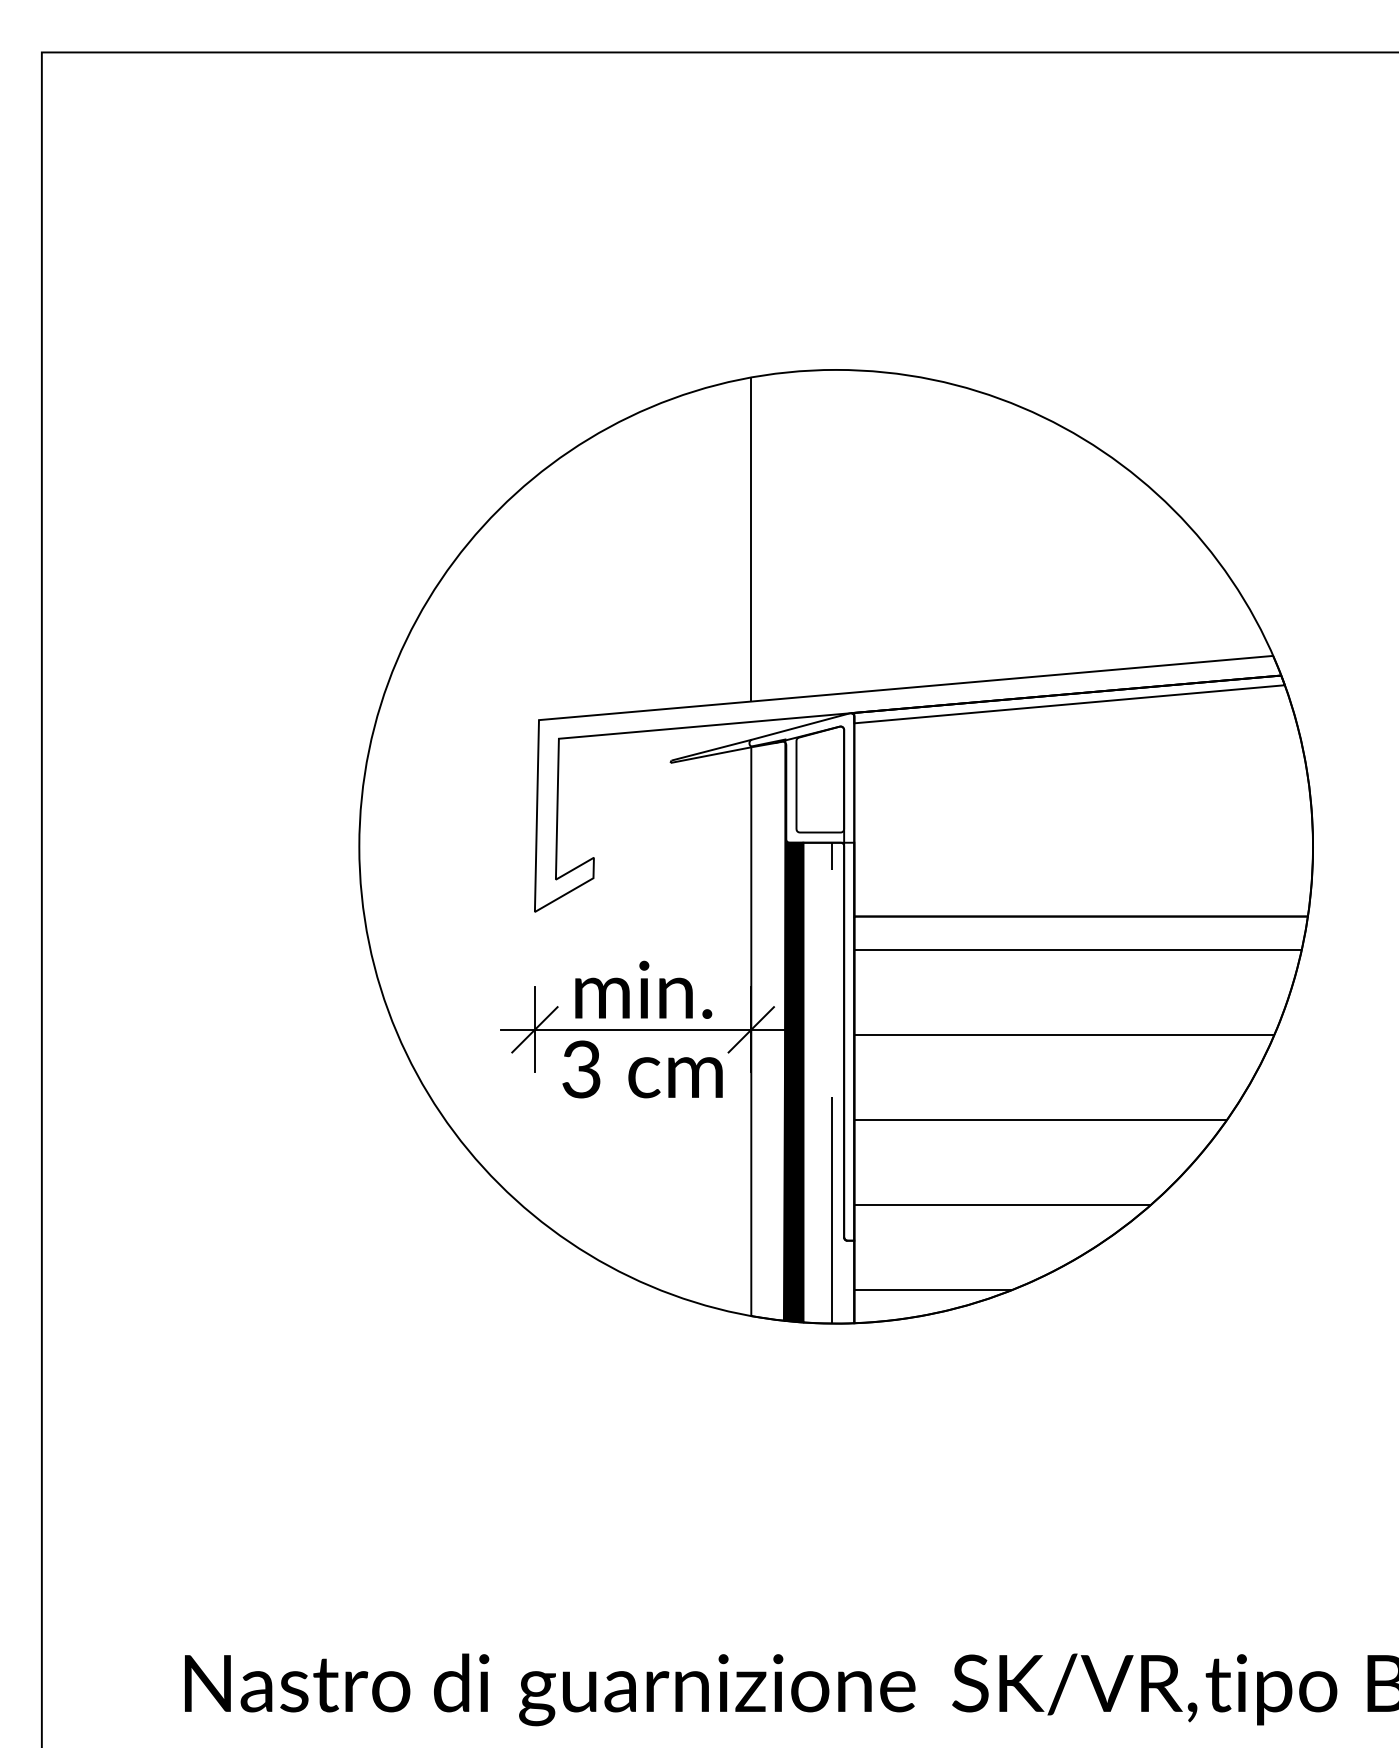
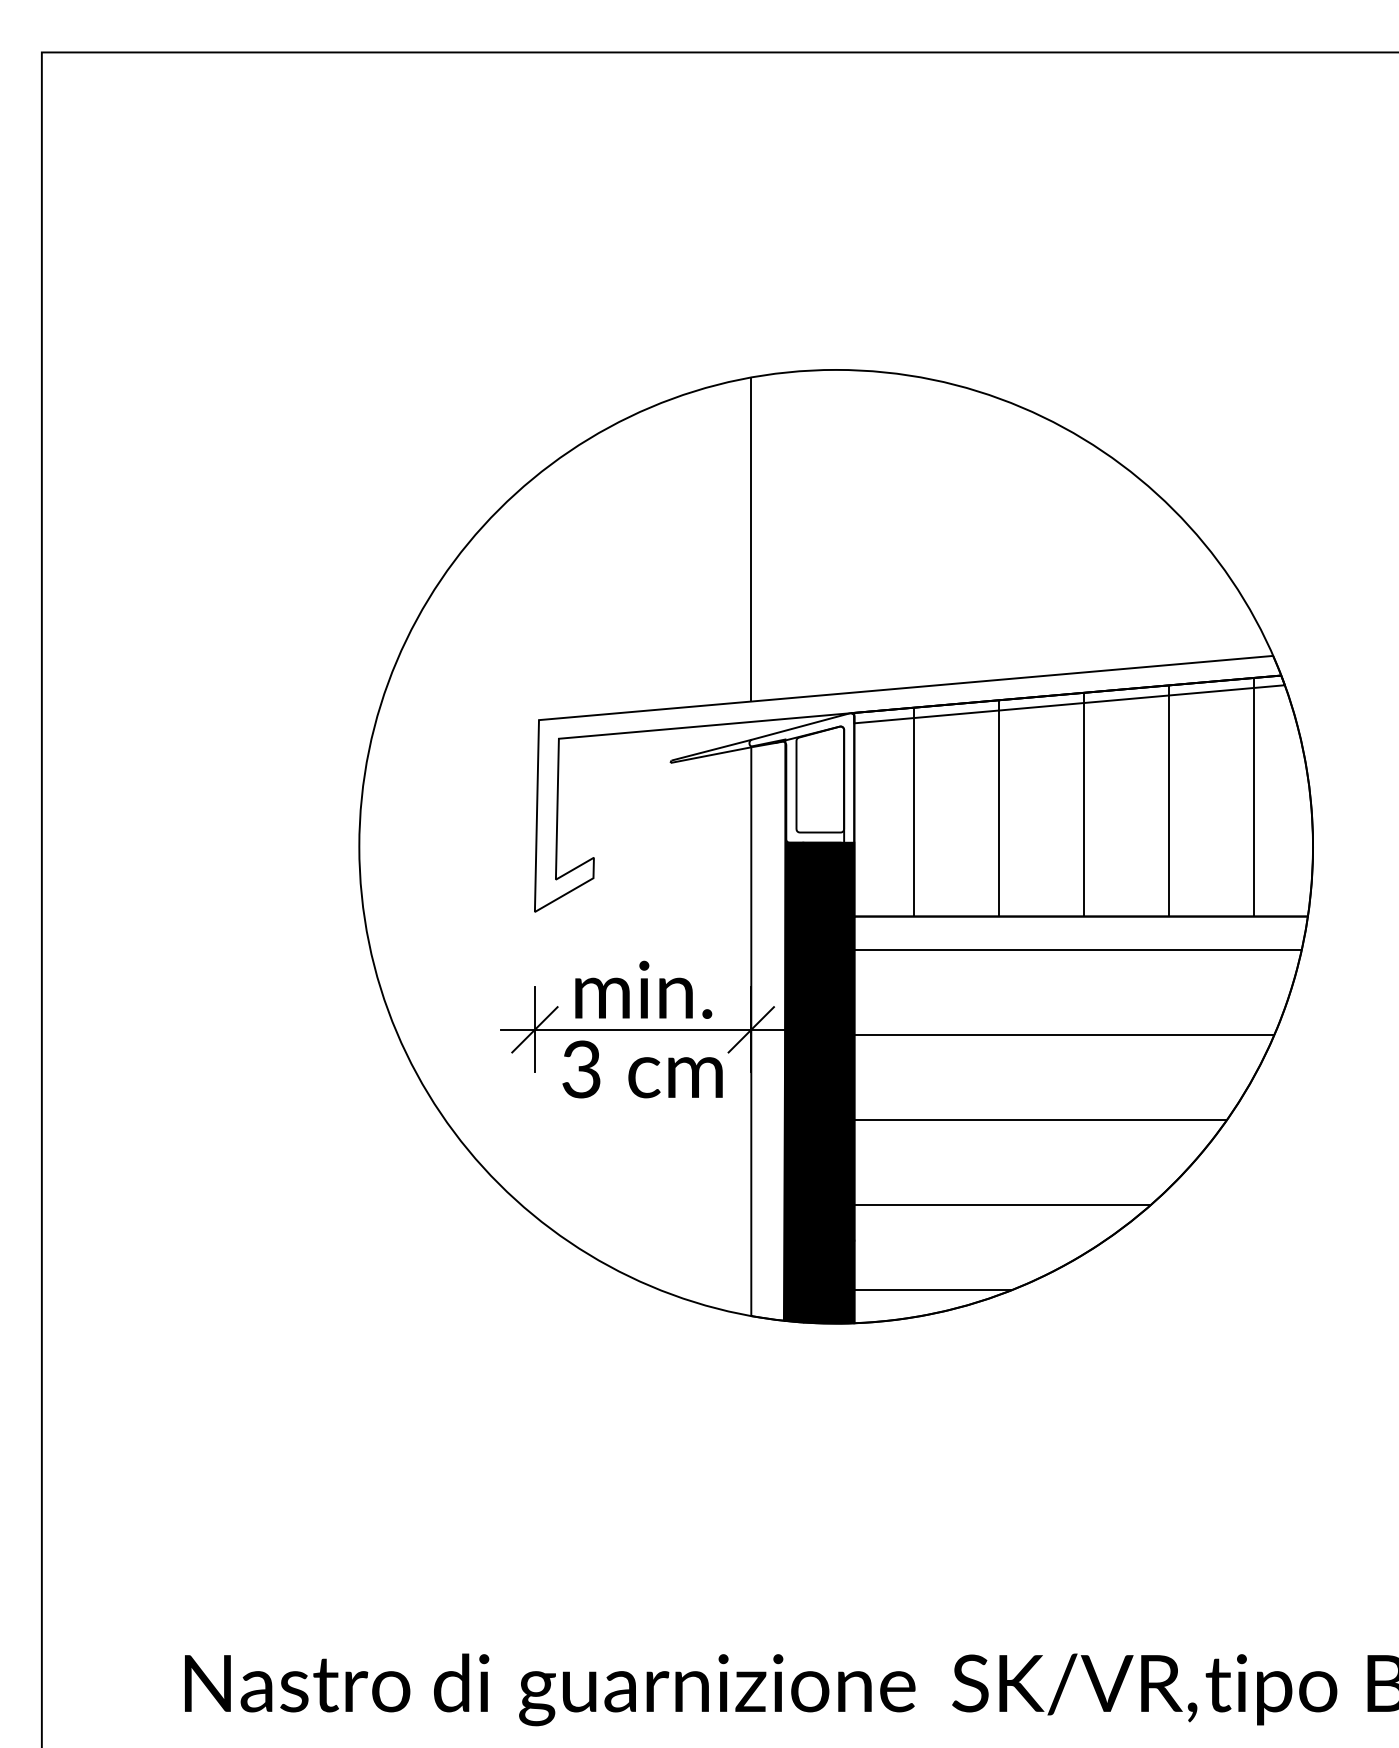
hatch: none -> present (1083, 796)
fill: none -> present (828, 1082)
